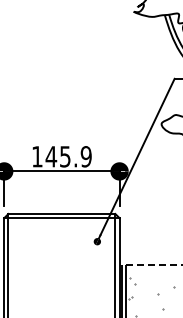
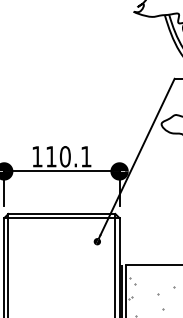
text: 145.9 -> 110.1 (68, 156)
line: dashed -> solid (154, 264)
